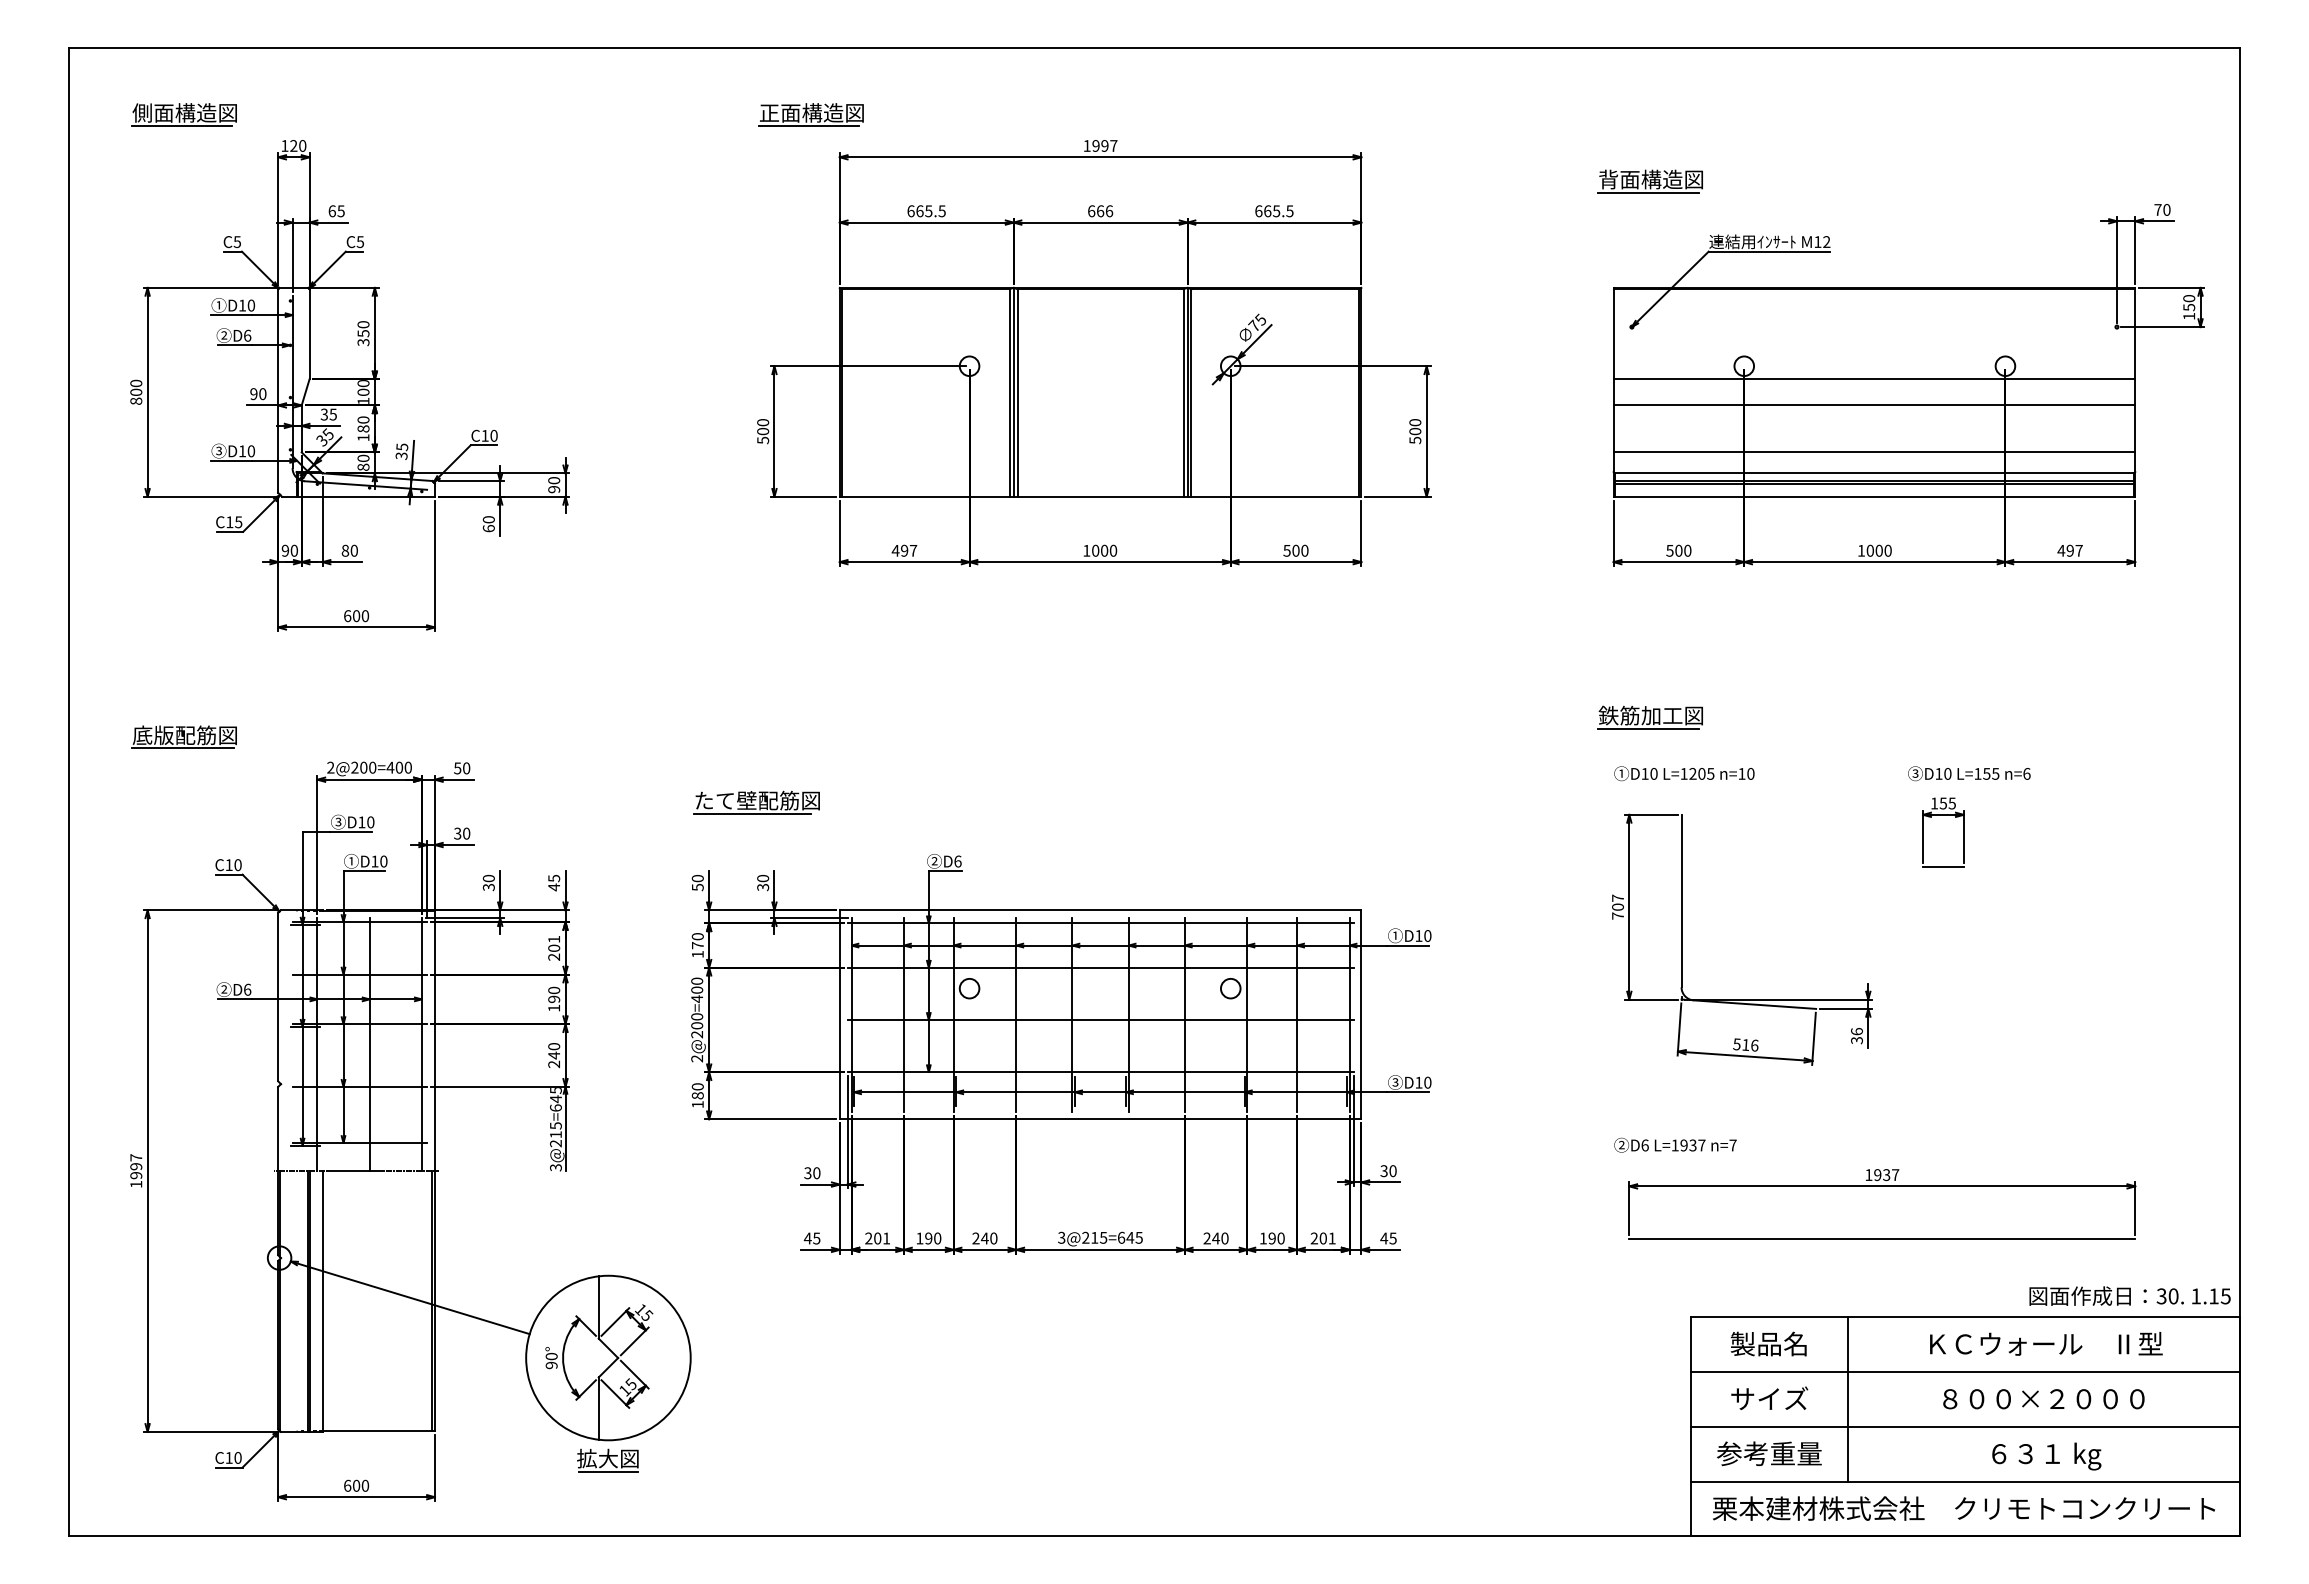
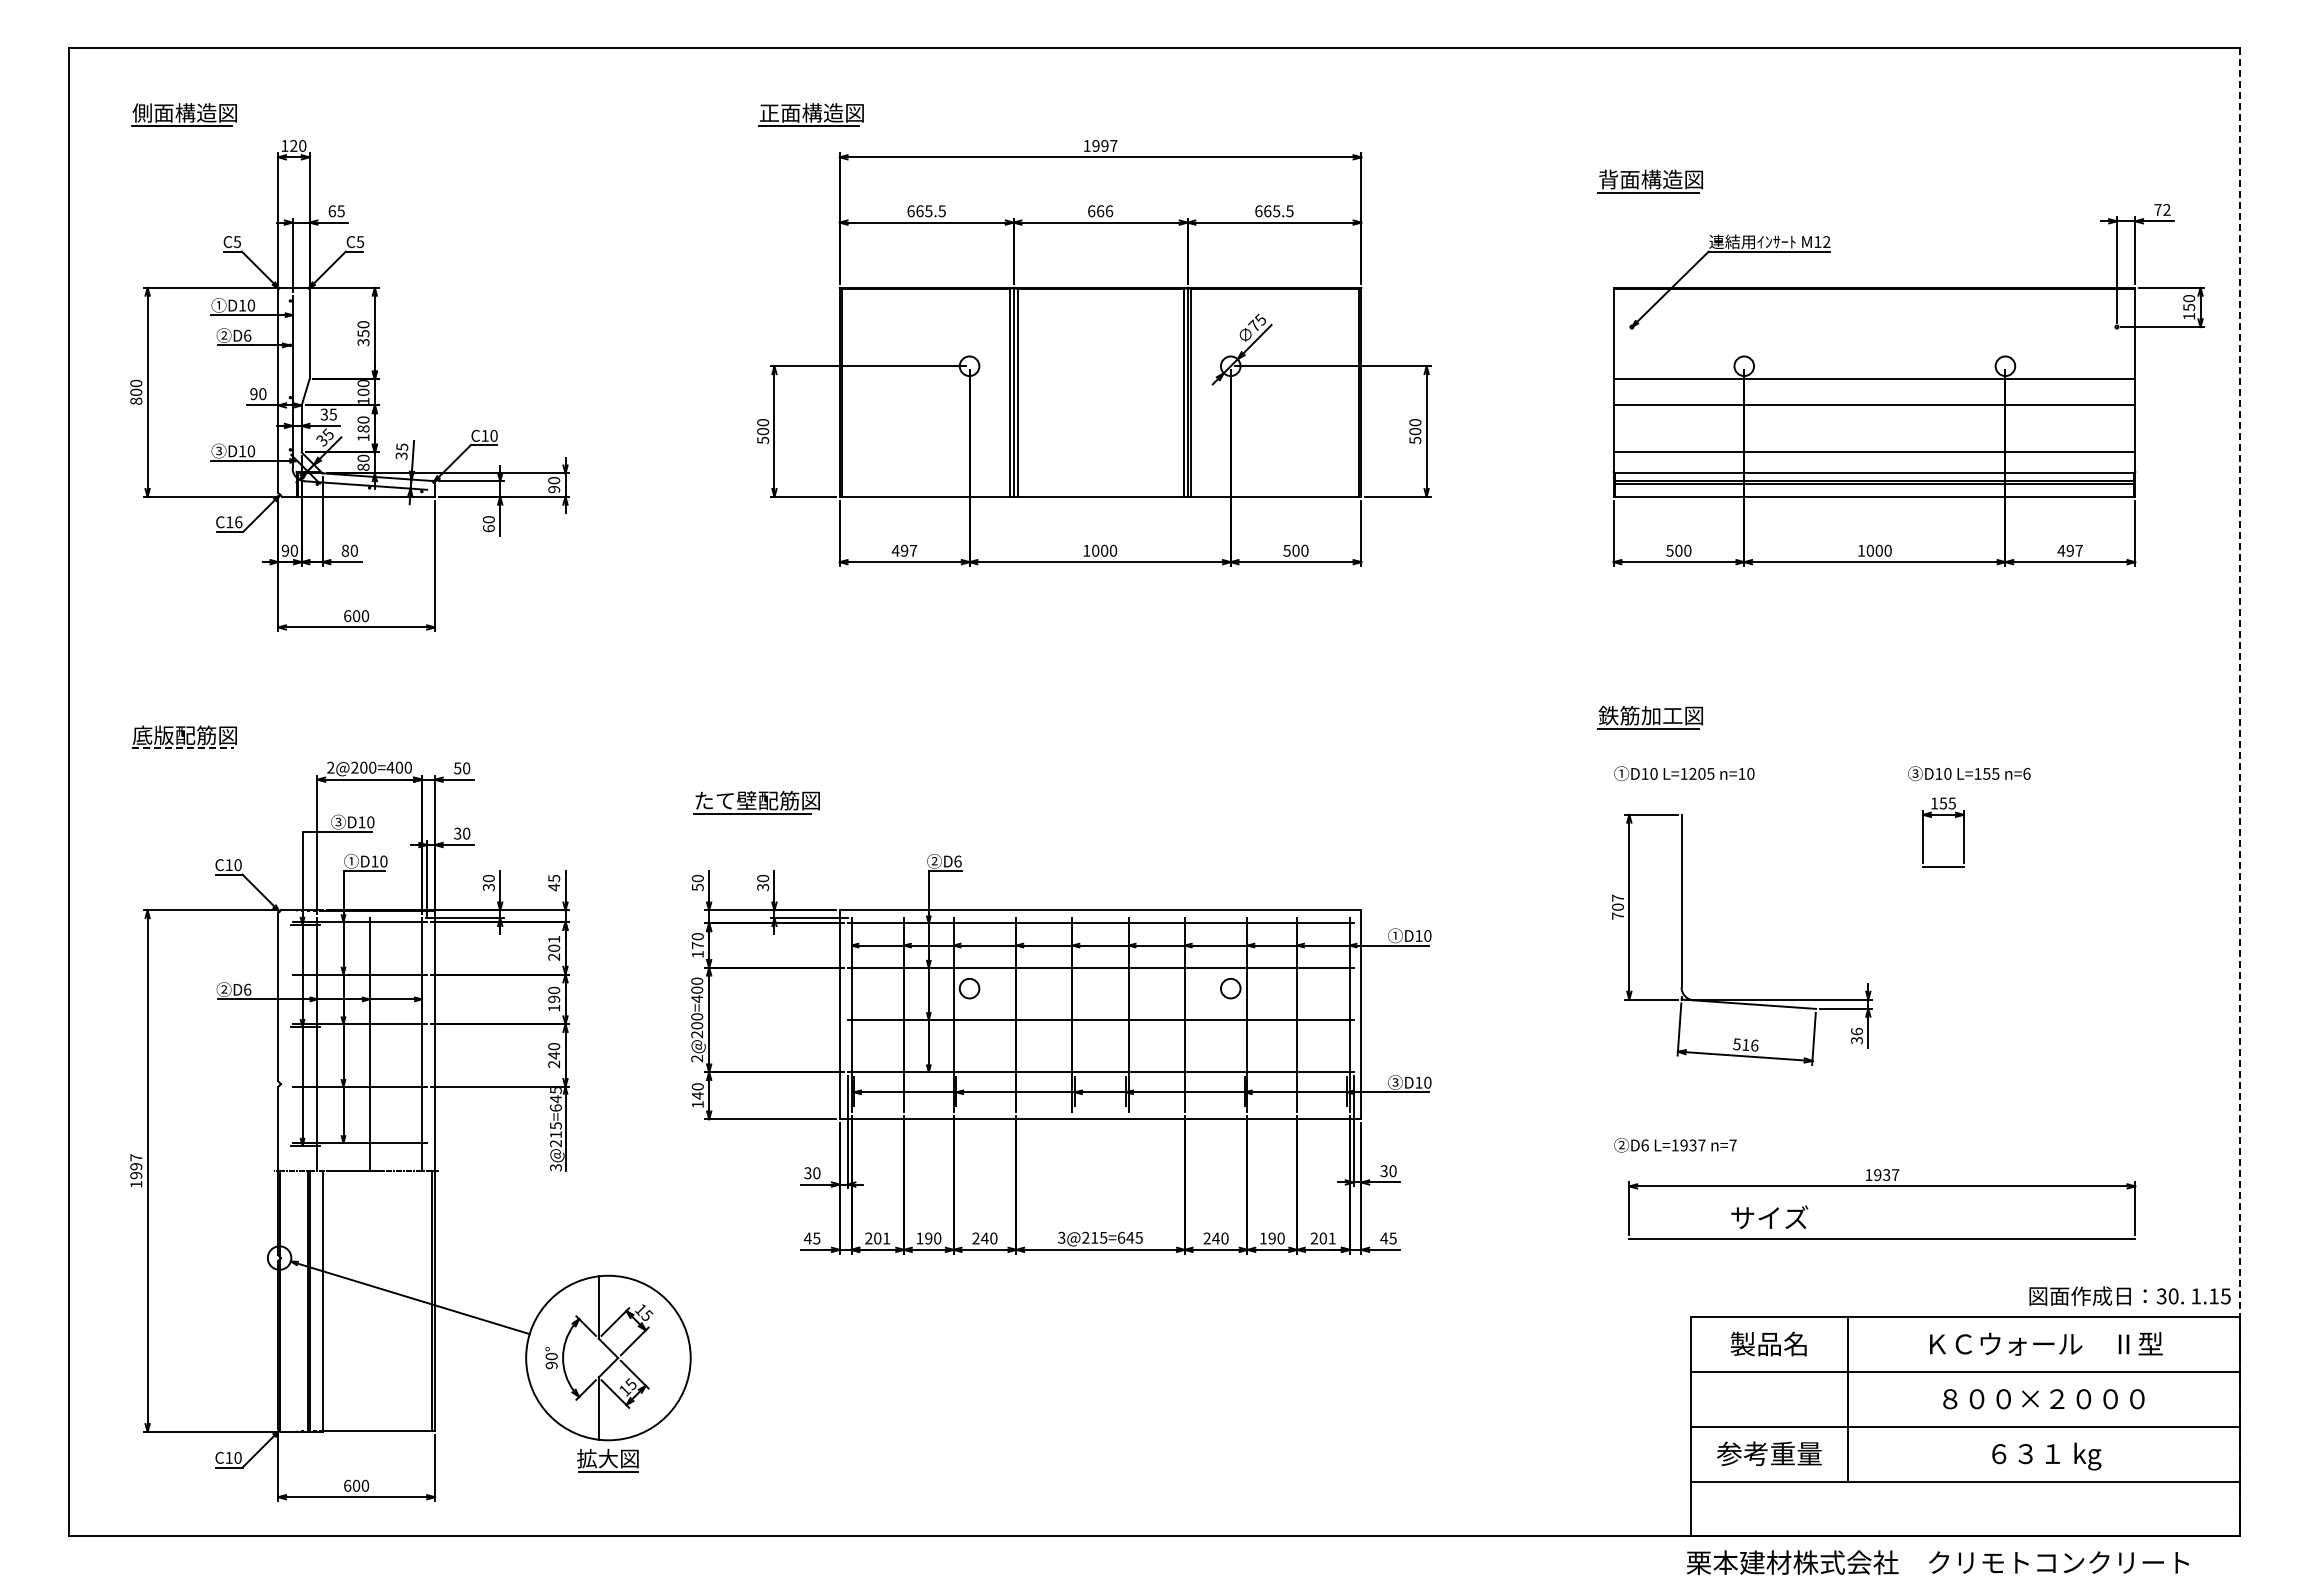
text: 70 -> 72 (2166, 209)
text: C15 -> C16 (238, 522)
line: solid -> dashed (182, 748)
line: solid -> dashed (2239, 792)
text: 180 -> 140 (697, 1095)
text position: (1769, 1397) -> (1769, 1216) (1769, 1216)
text position: (1963, 1508) -> (1937, 1562) (1937, 1562)
